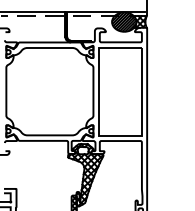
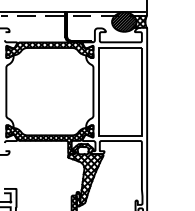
hatch: none -> present (49, 50)
hatch: none -> present (49, 139)
